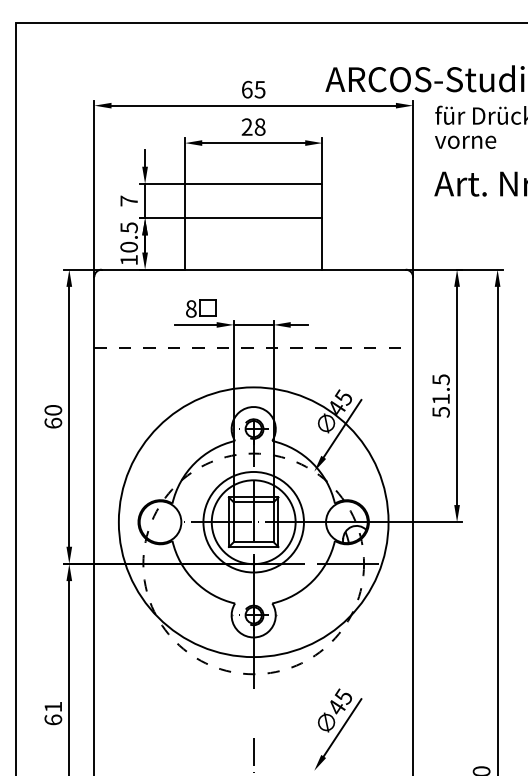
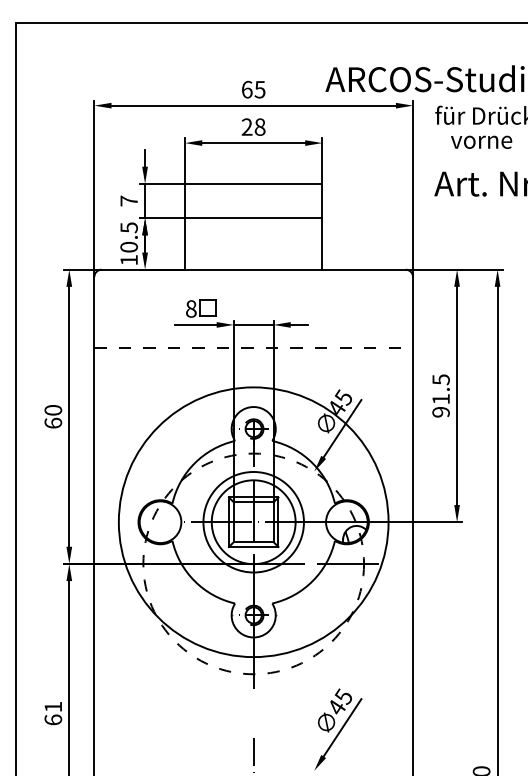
text position: (465, 141) -> (481, 141) (481, 141)
text: 51.5 -> 91.5 (440, 412)
